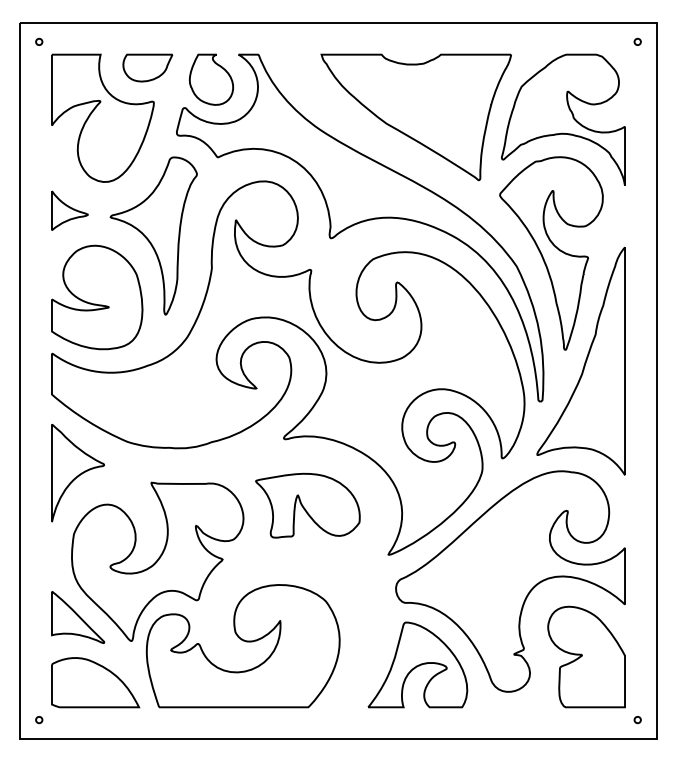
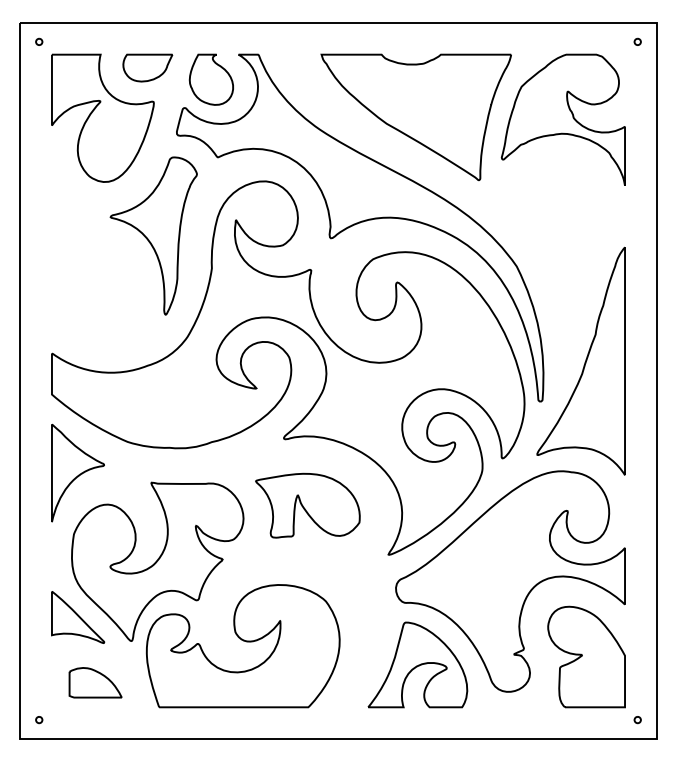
part: present -> none (69, 210)
part: present -> none (551, 253)
part: present -> none (97, 297)
part size: 90x52 px -> 55x32 px (95, 682)
